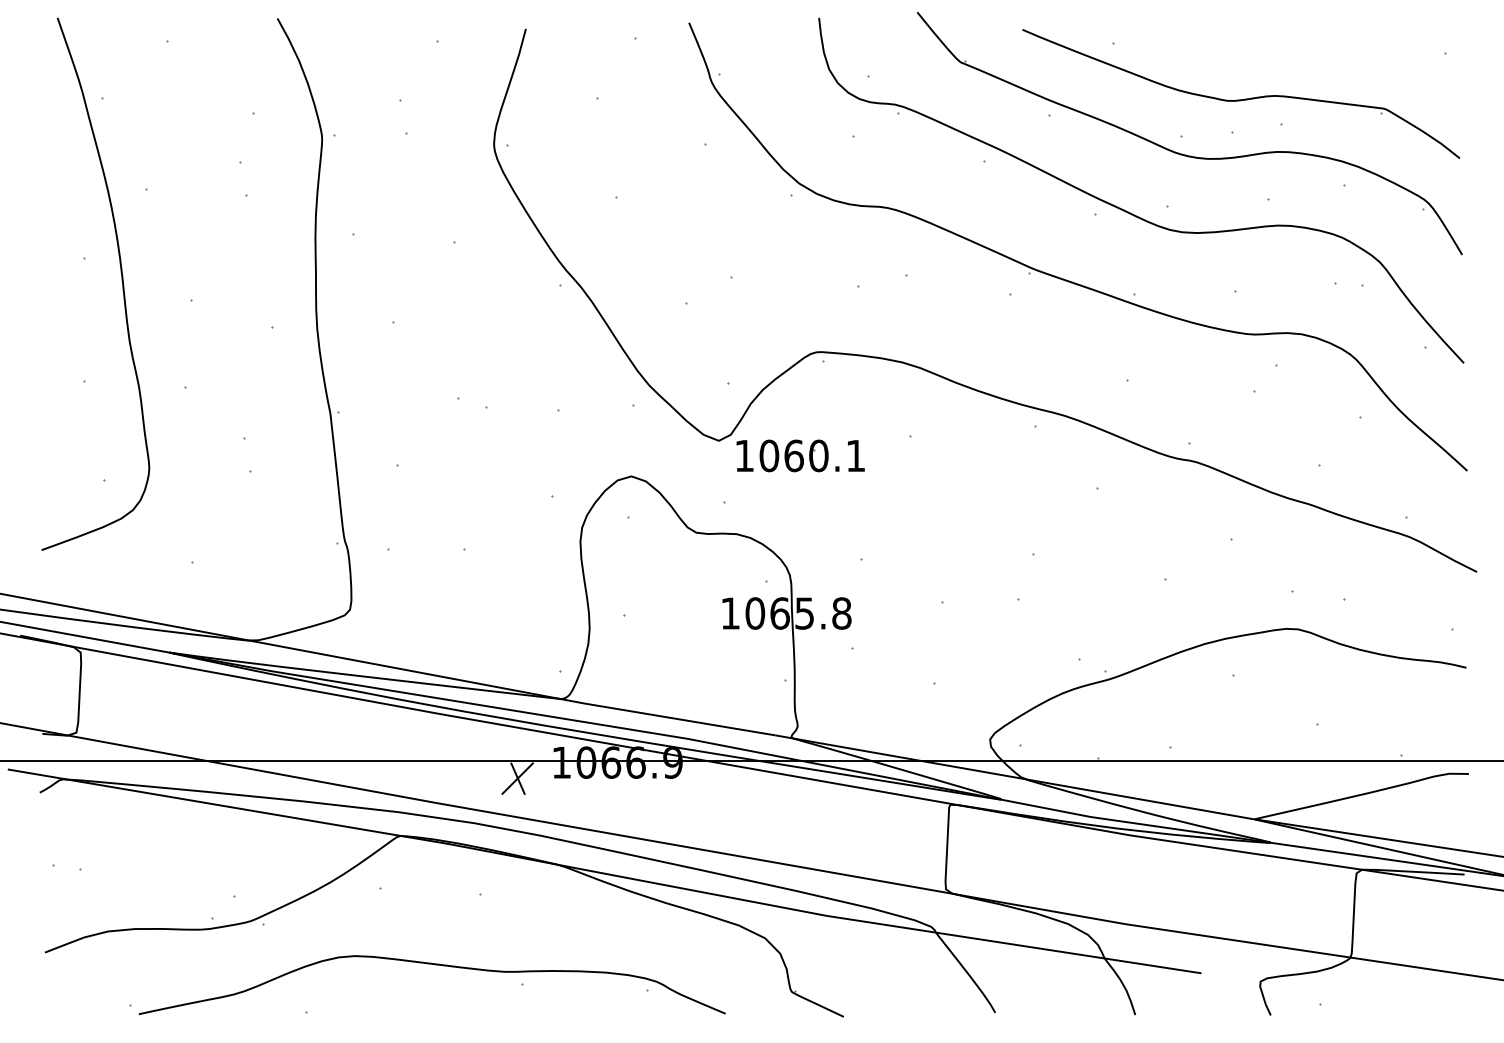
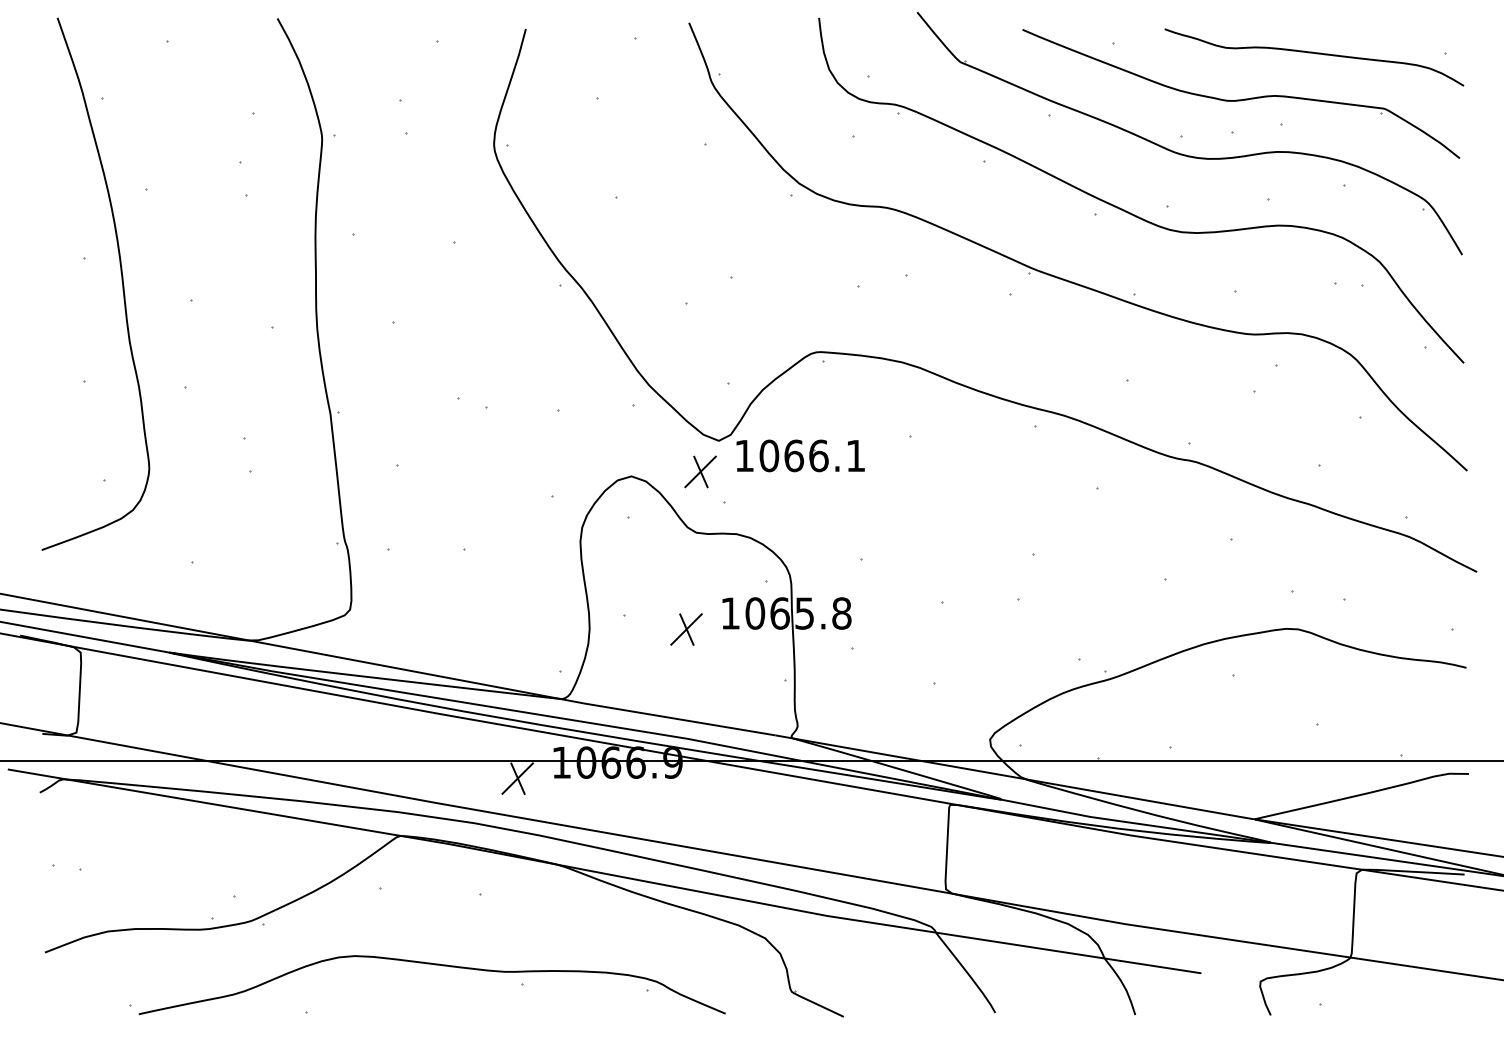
curve: none -> present (1316, 54)
text: 1060.1 -> 1066.1 (818, 455)
part: none -> present (700, 471)
part: none -> present (686, 629)
